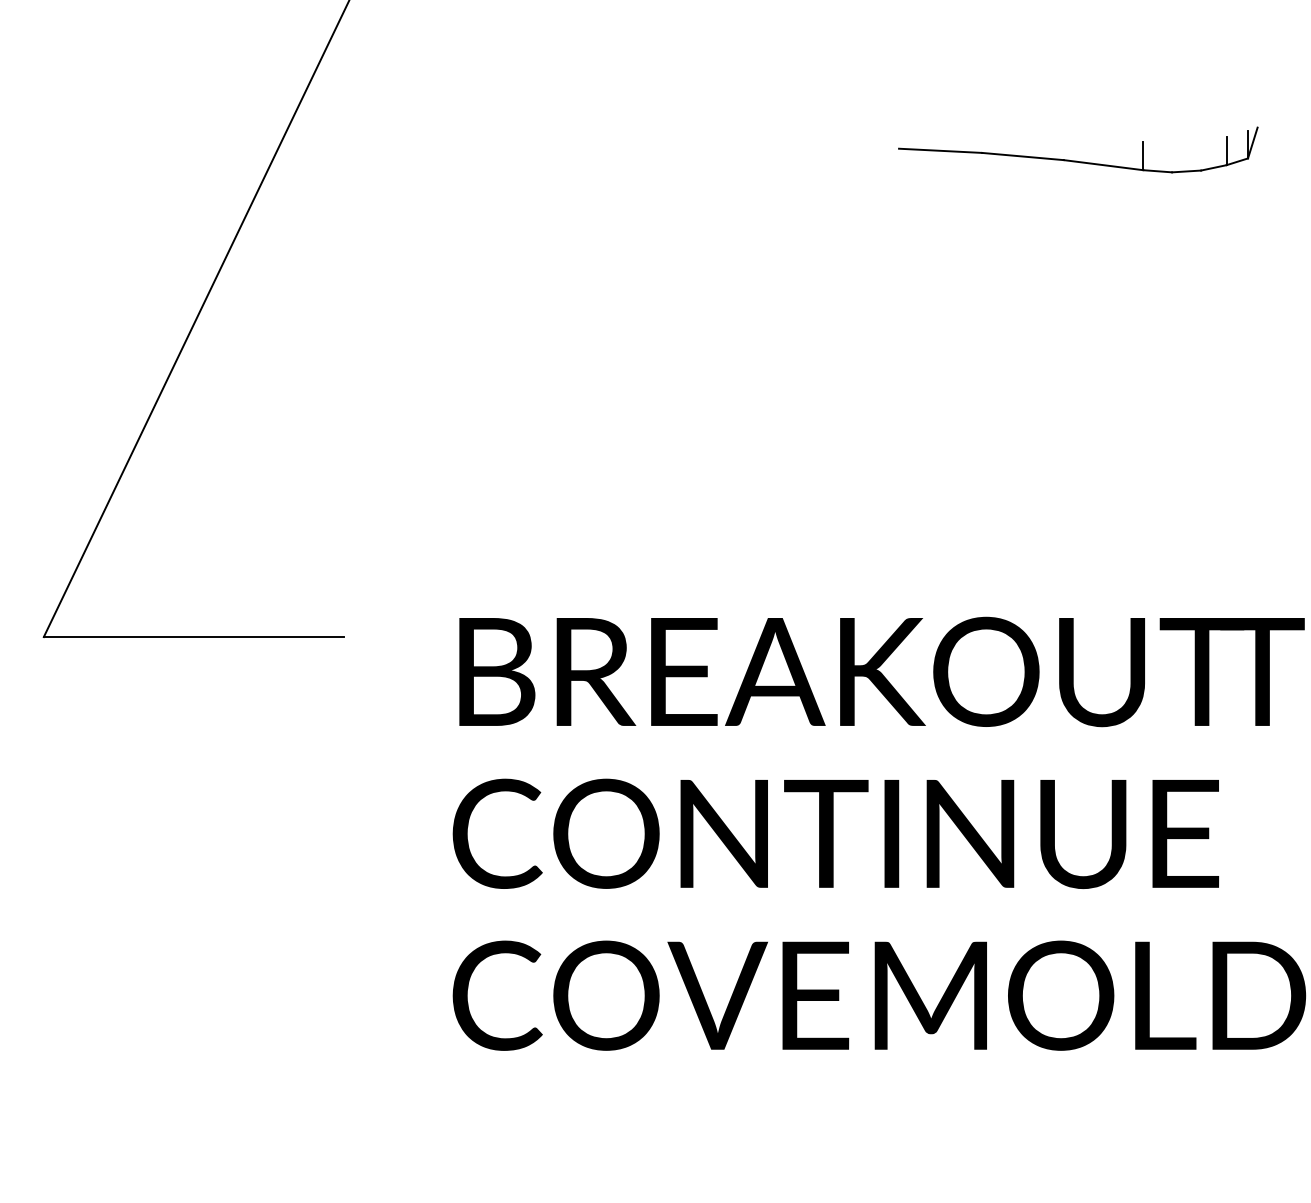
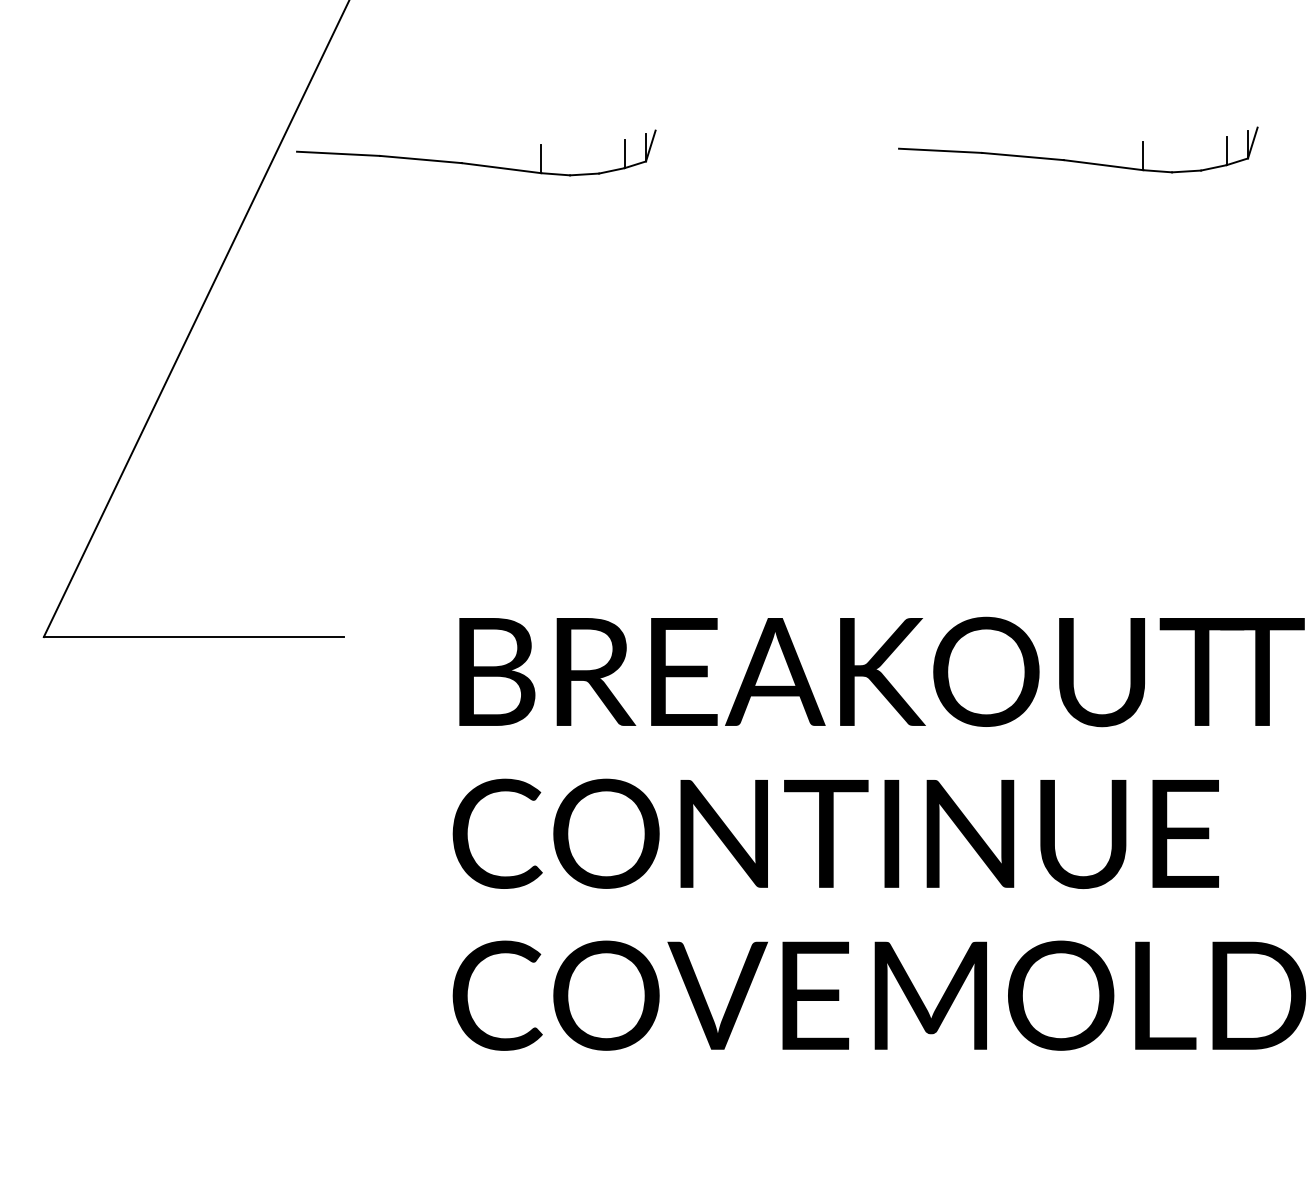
part: none -> present (474, 163)
